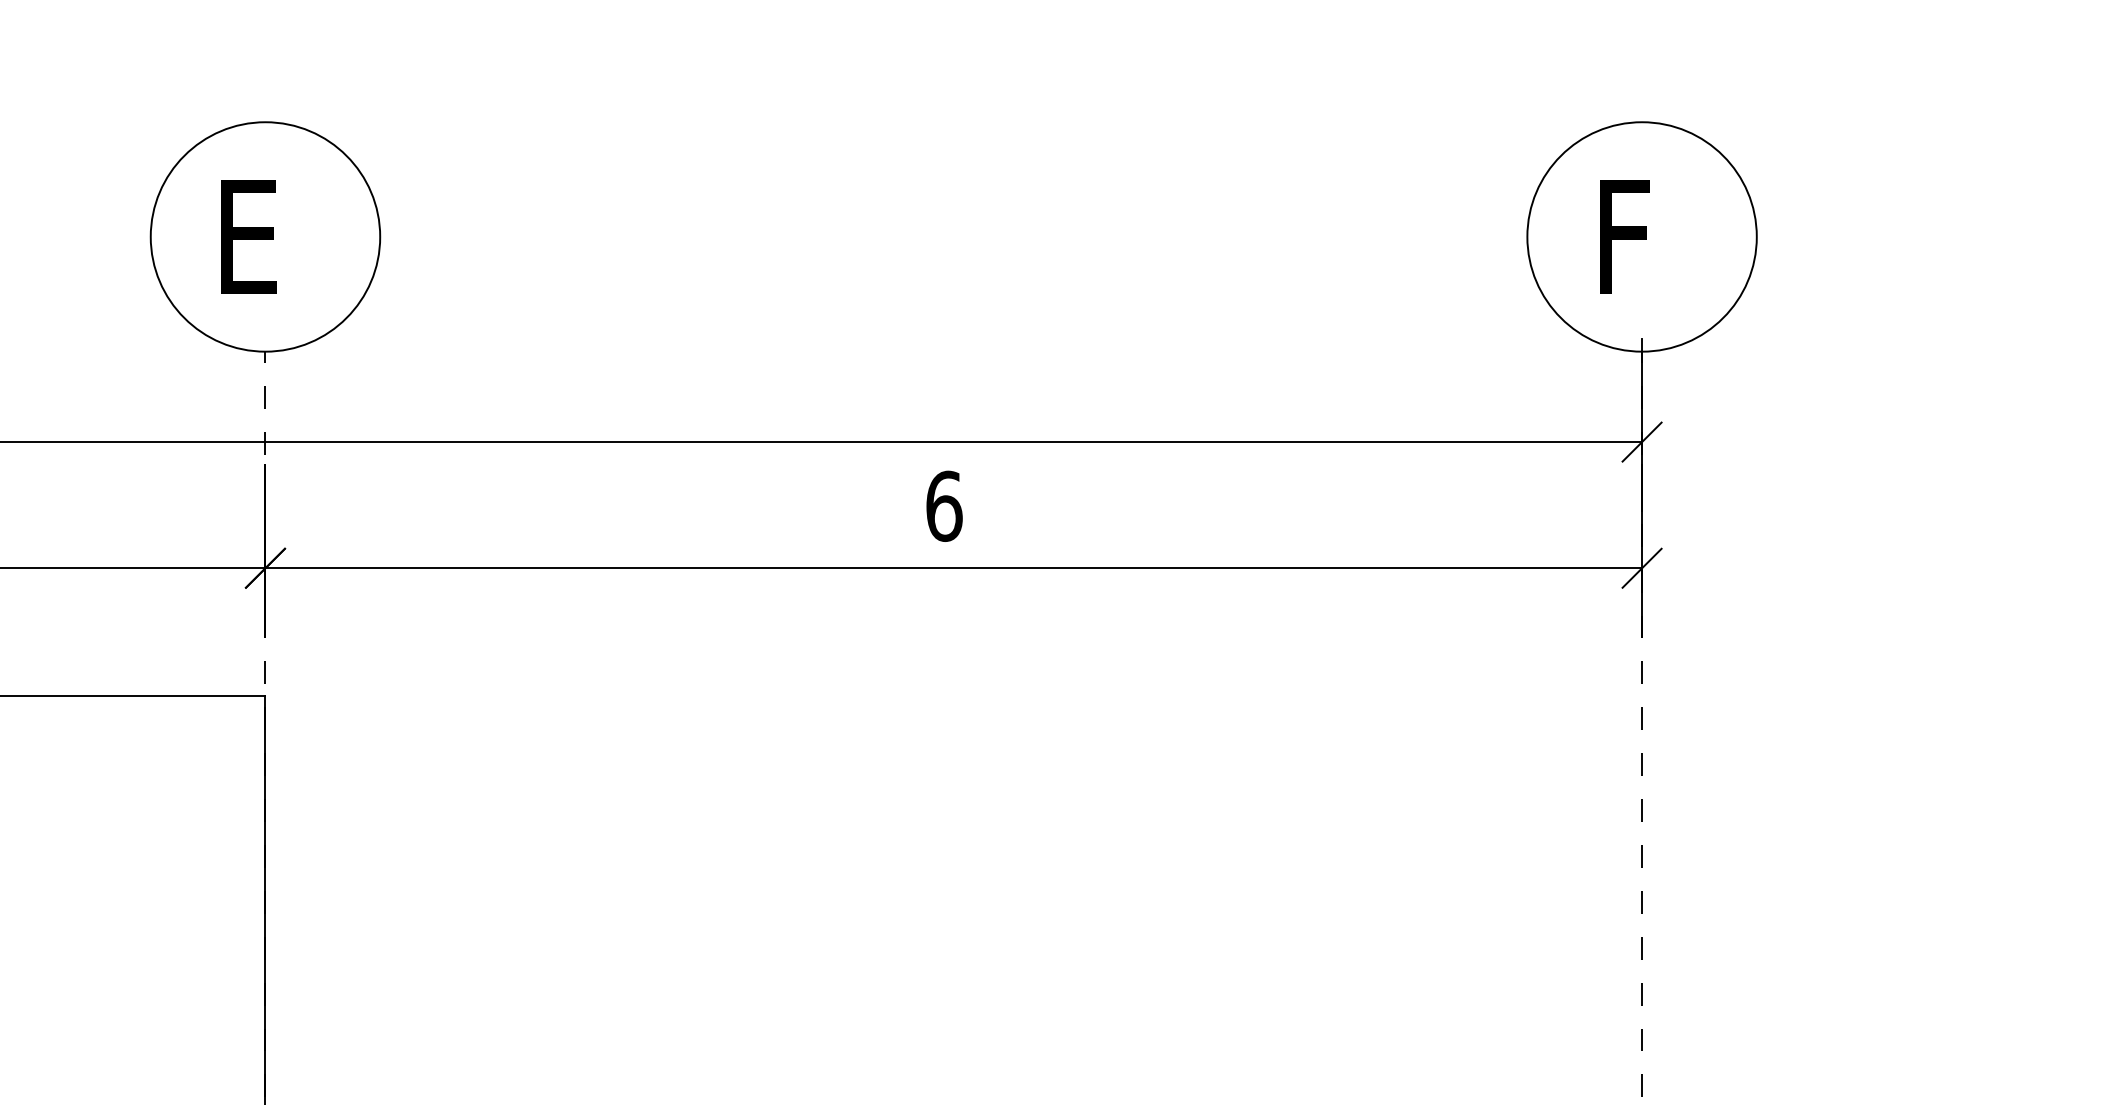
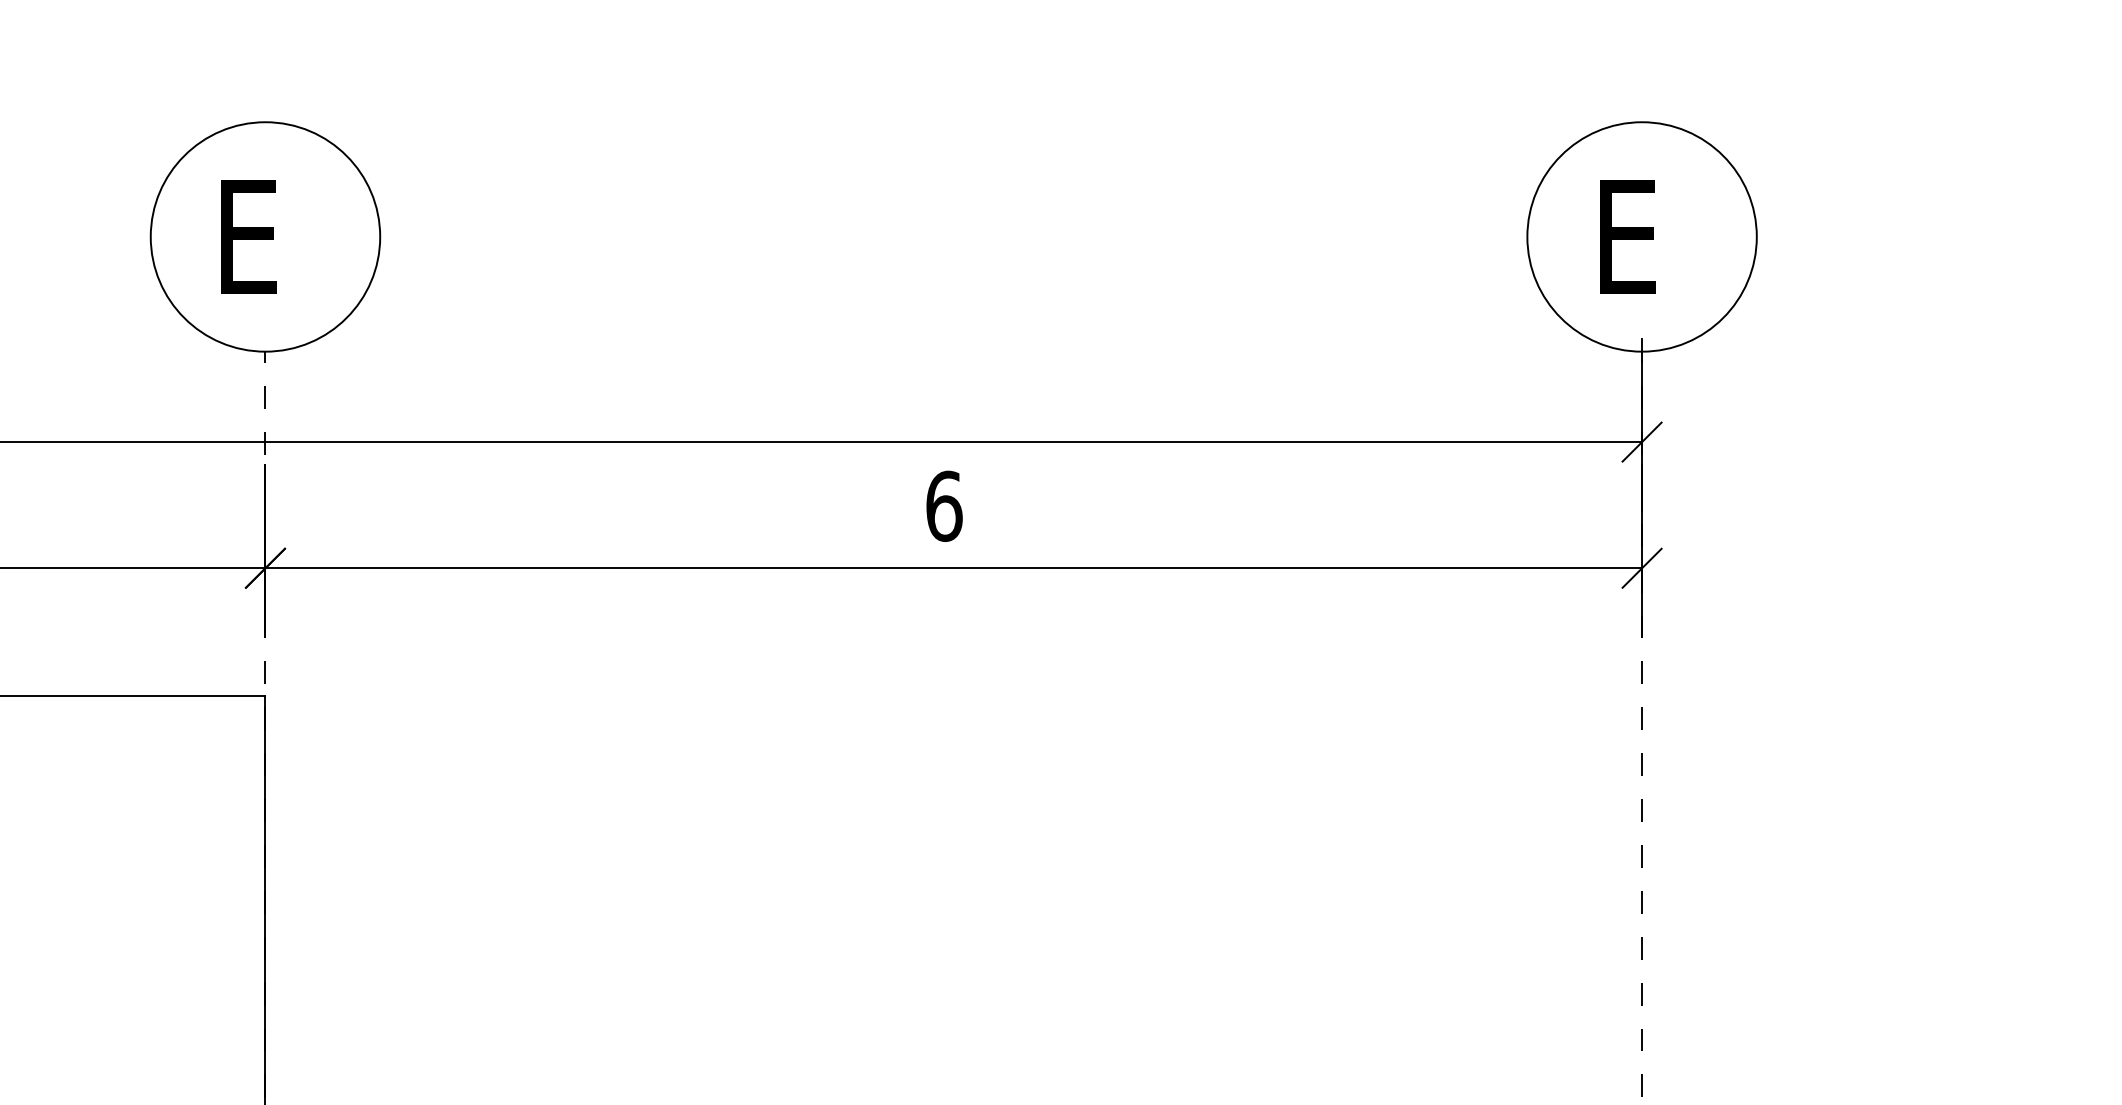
text: F -> E (1633, 236)
